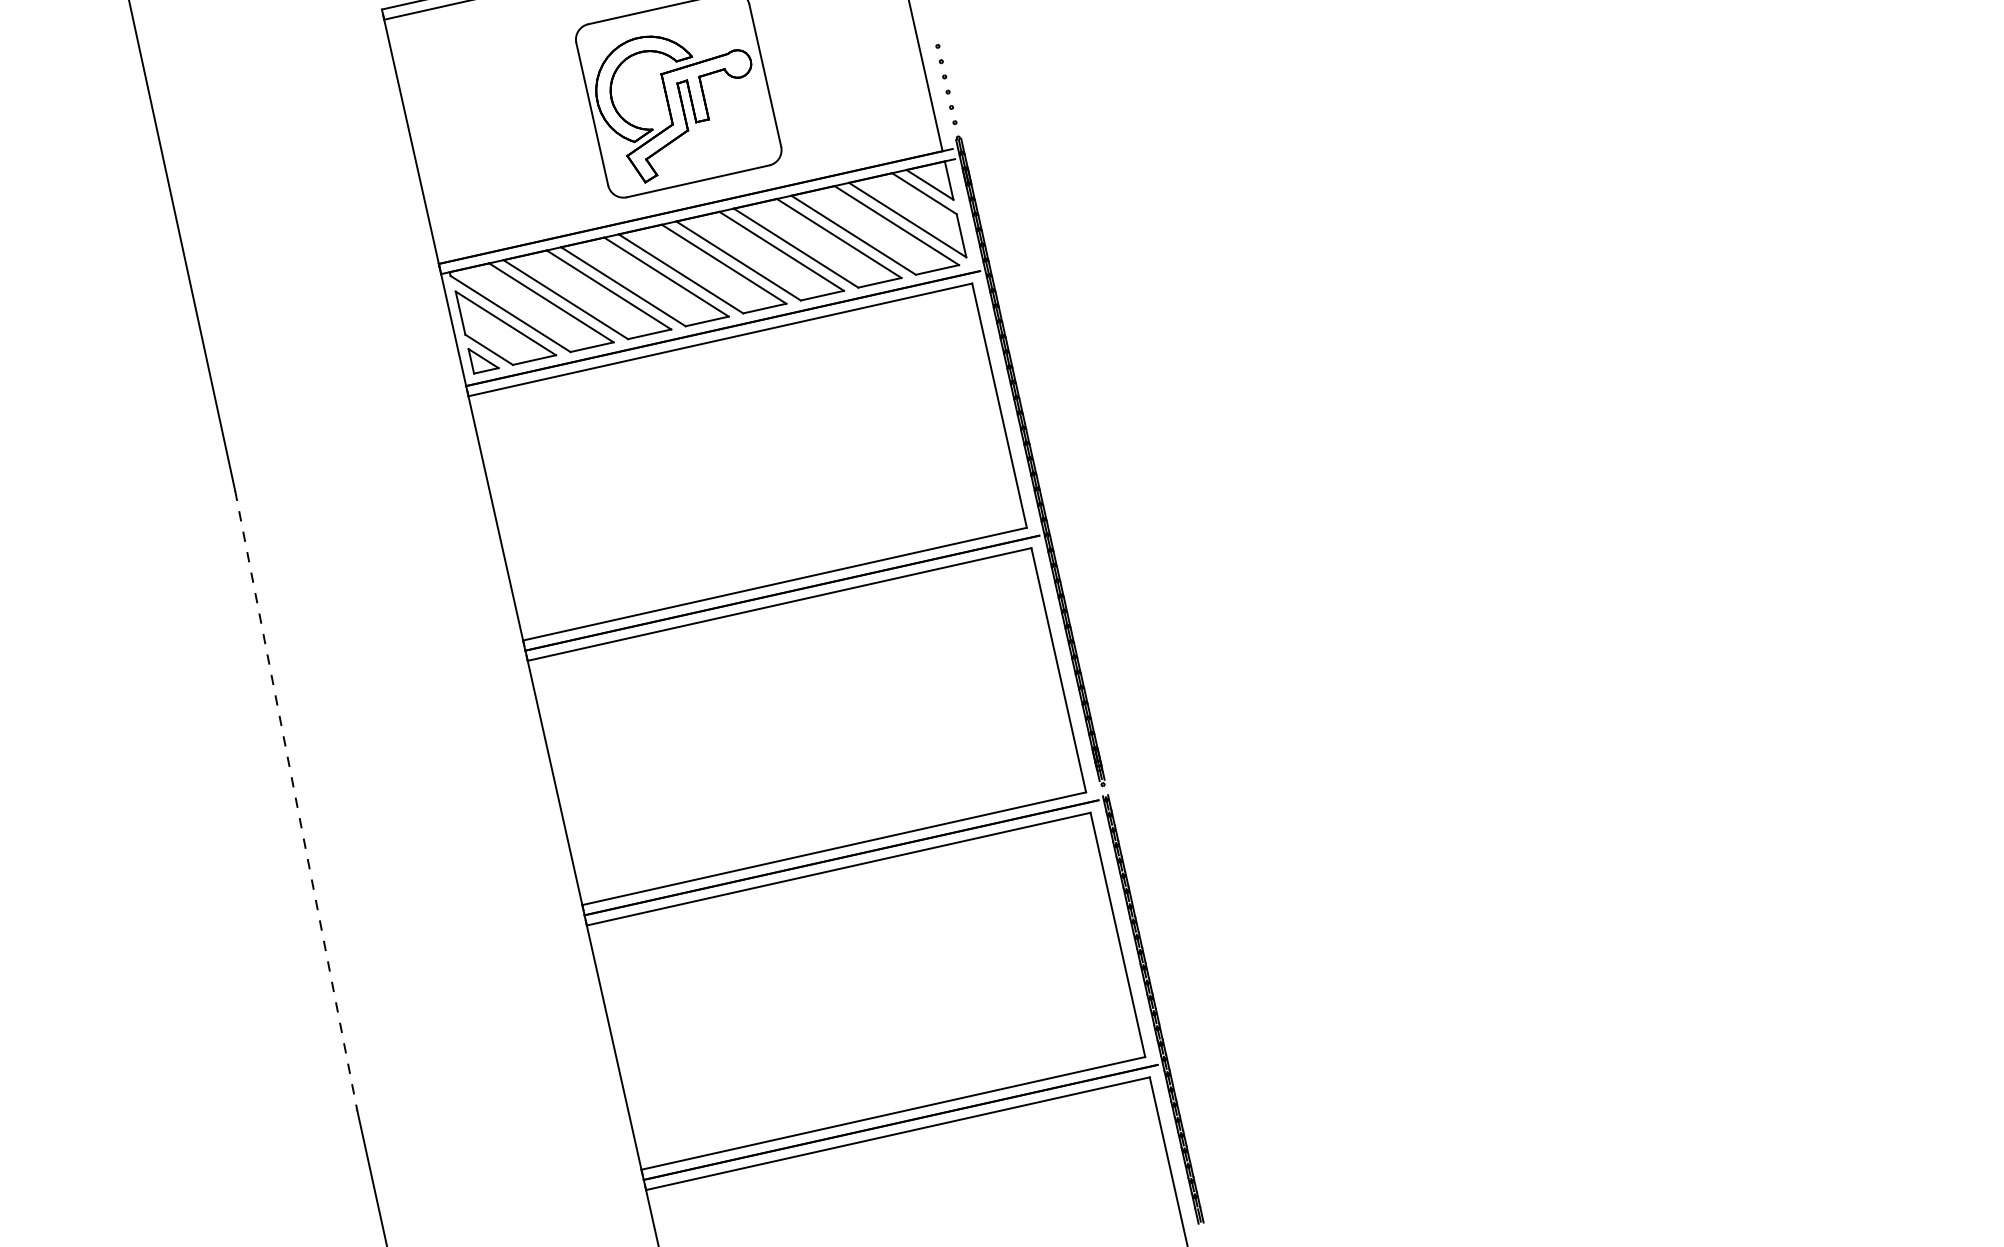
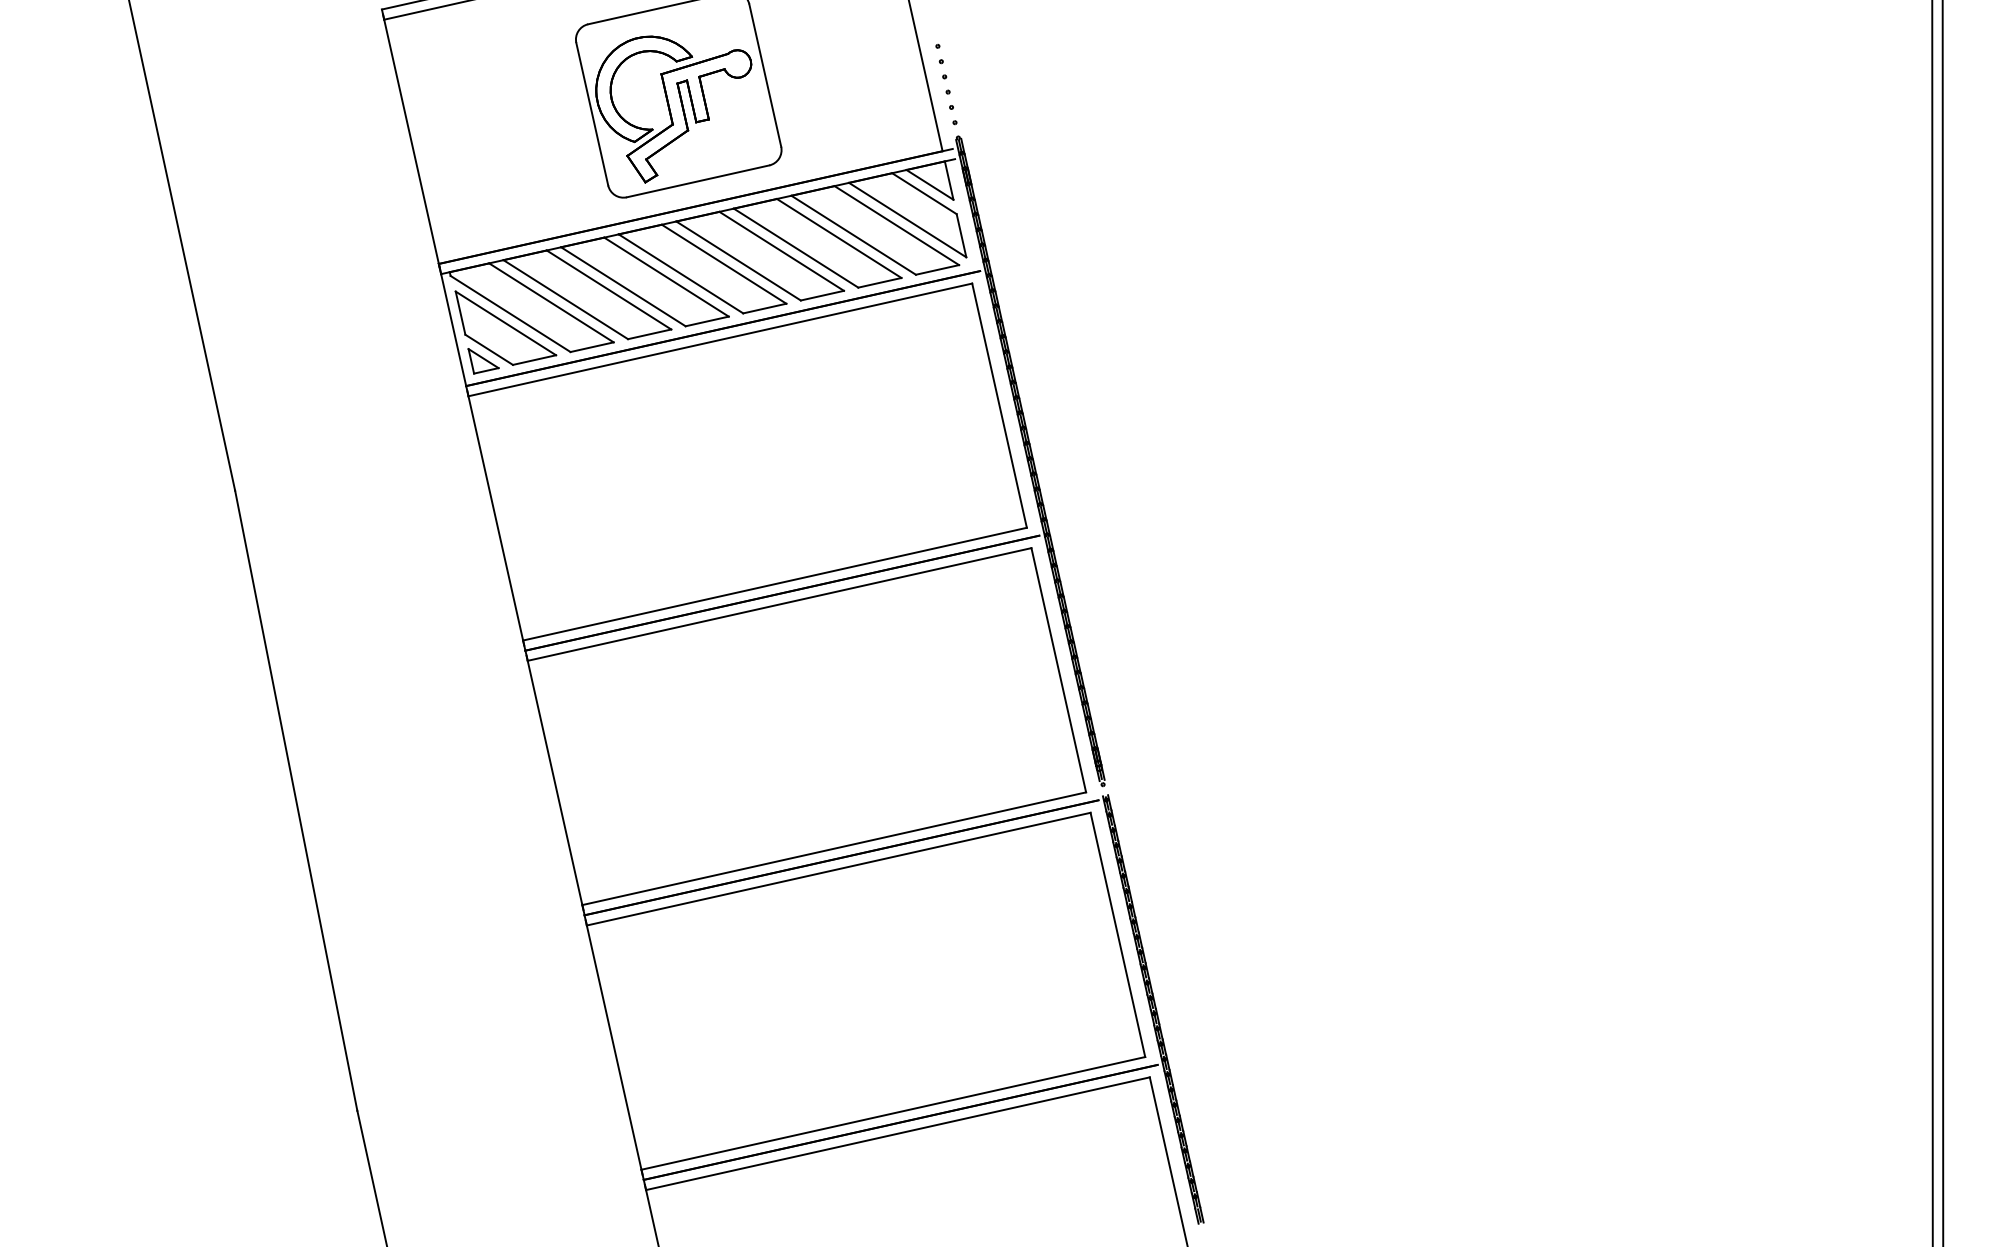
line: none -> present (1932, 622)
line: none -> present (1942, 622)
line: dashed -> solid (296, 801)
